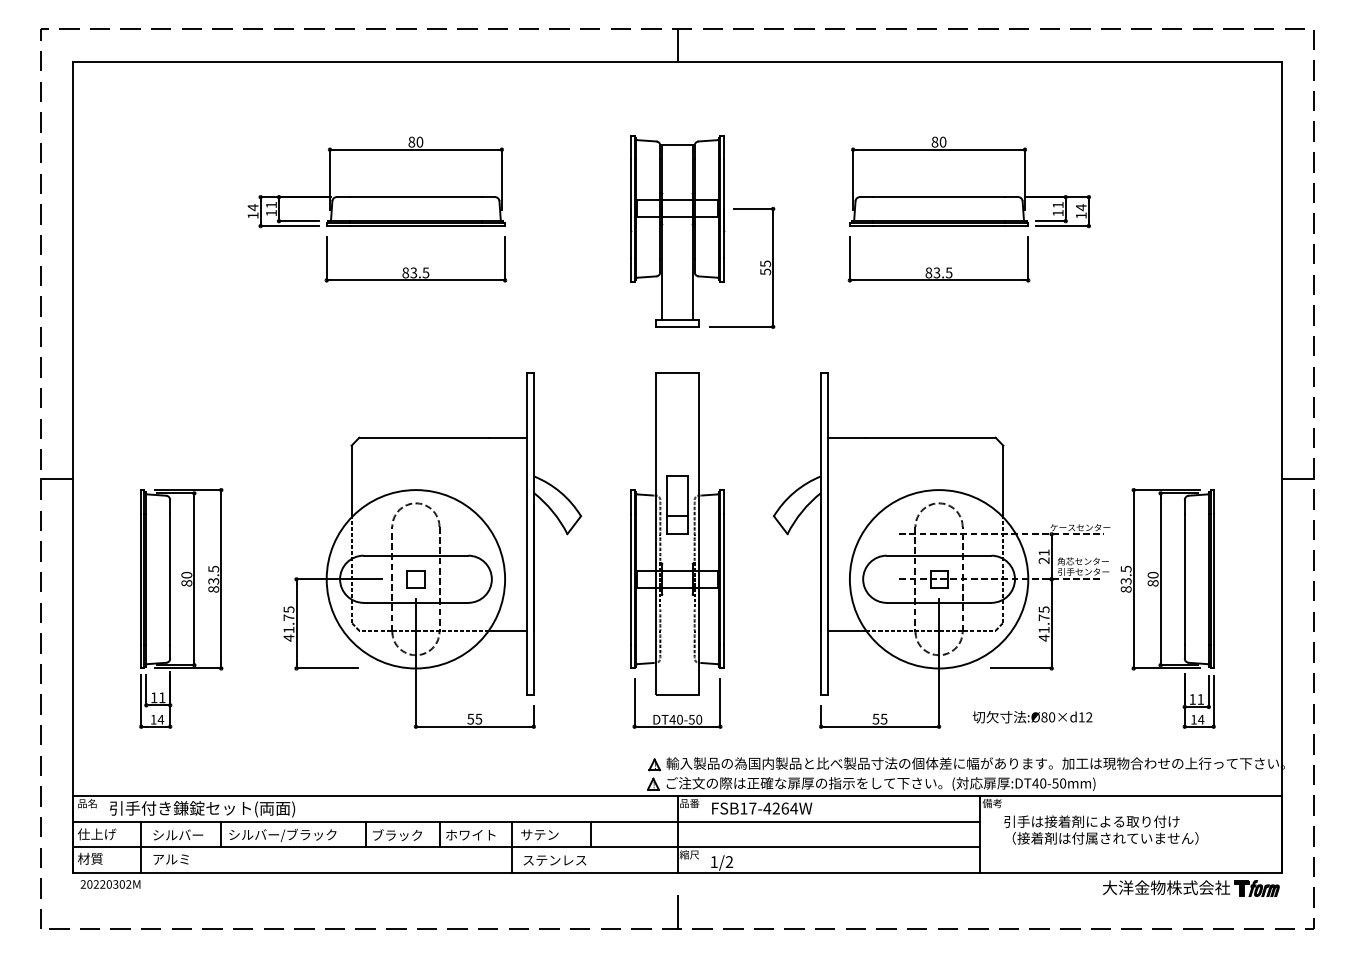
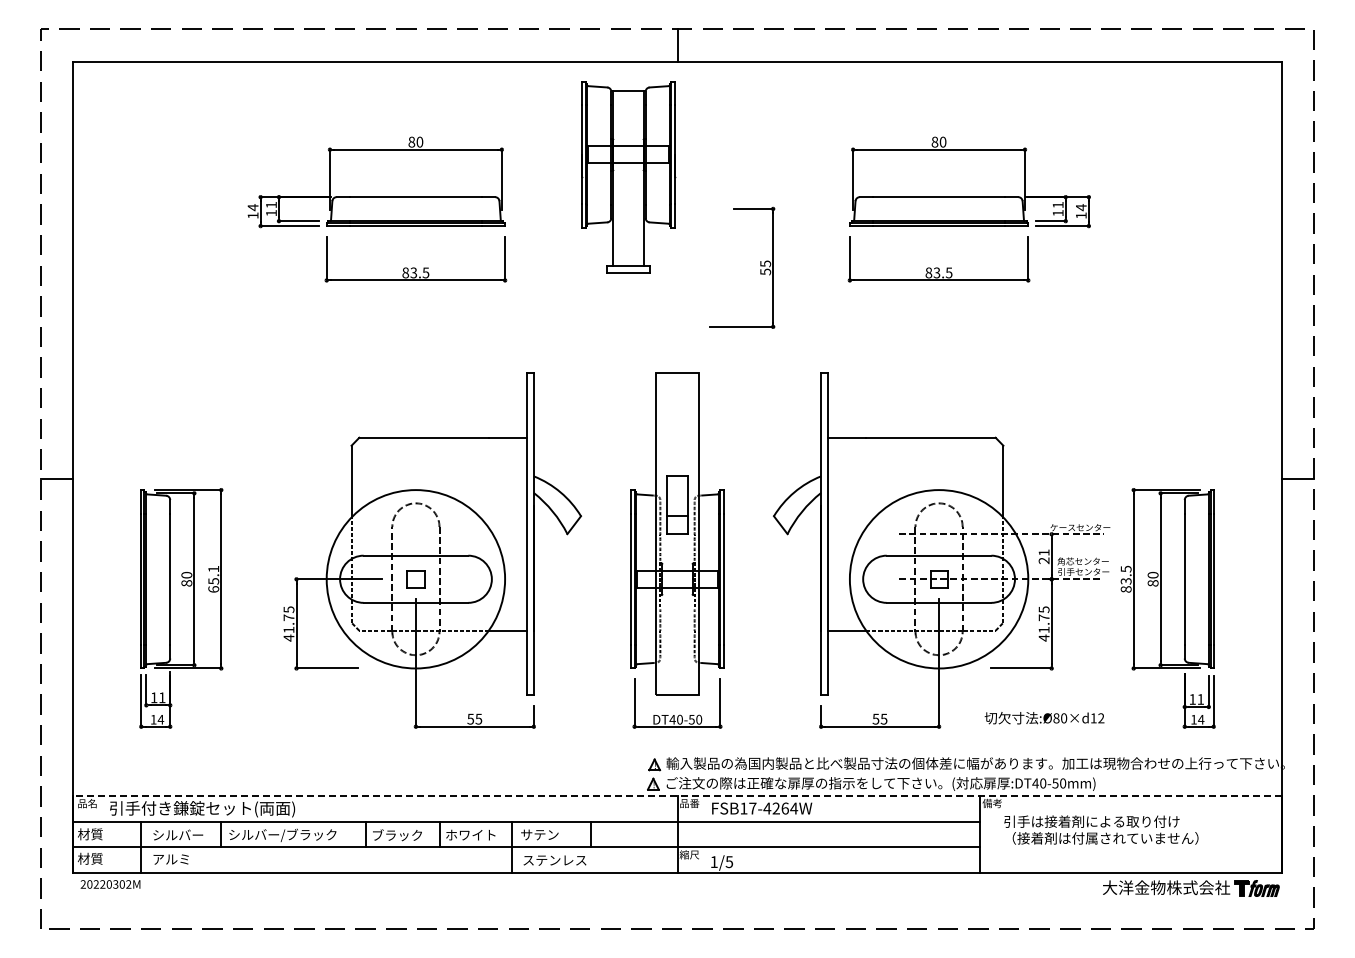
part position: (677, 231) -> (628, 177) (628, 177)
text: 83.5 -> 65.1 (213, 578)
text position: (1032, 717) -> (1044, 718) (1044, 718)
line: solid -> dashed (677, 795)
text: 仕上げ -> 材質 (96, 834)
text: 1/2 -> 1/5 (729, 862)
line: present -> none (677, 912)
